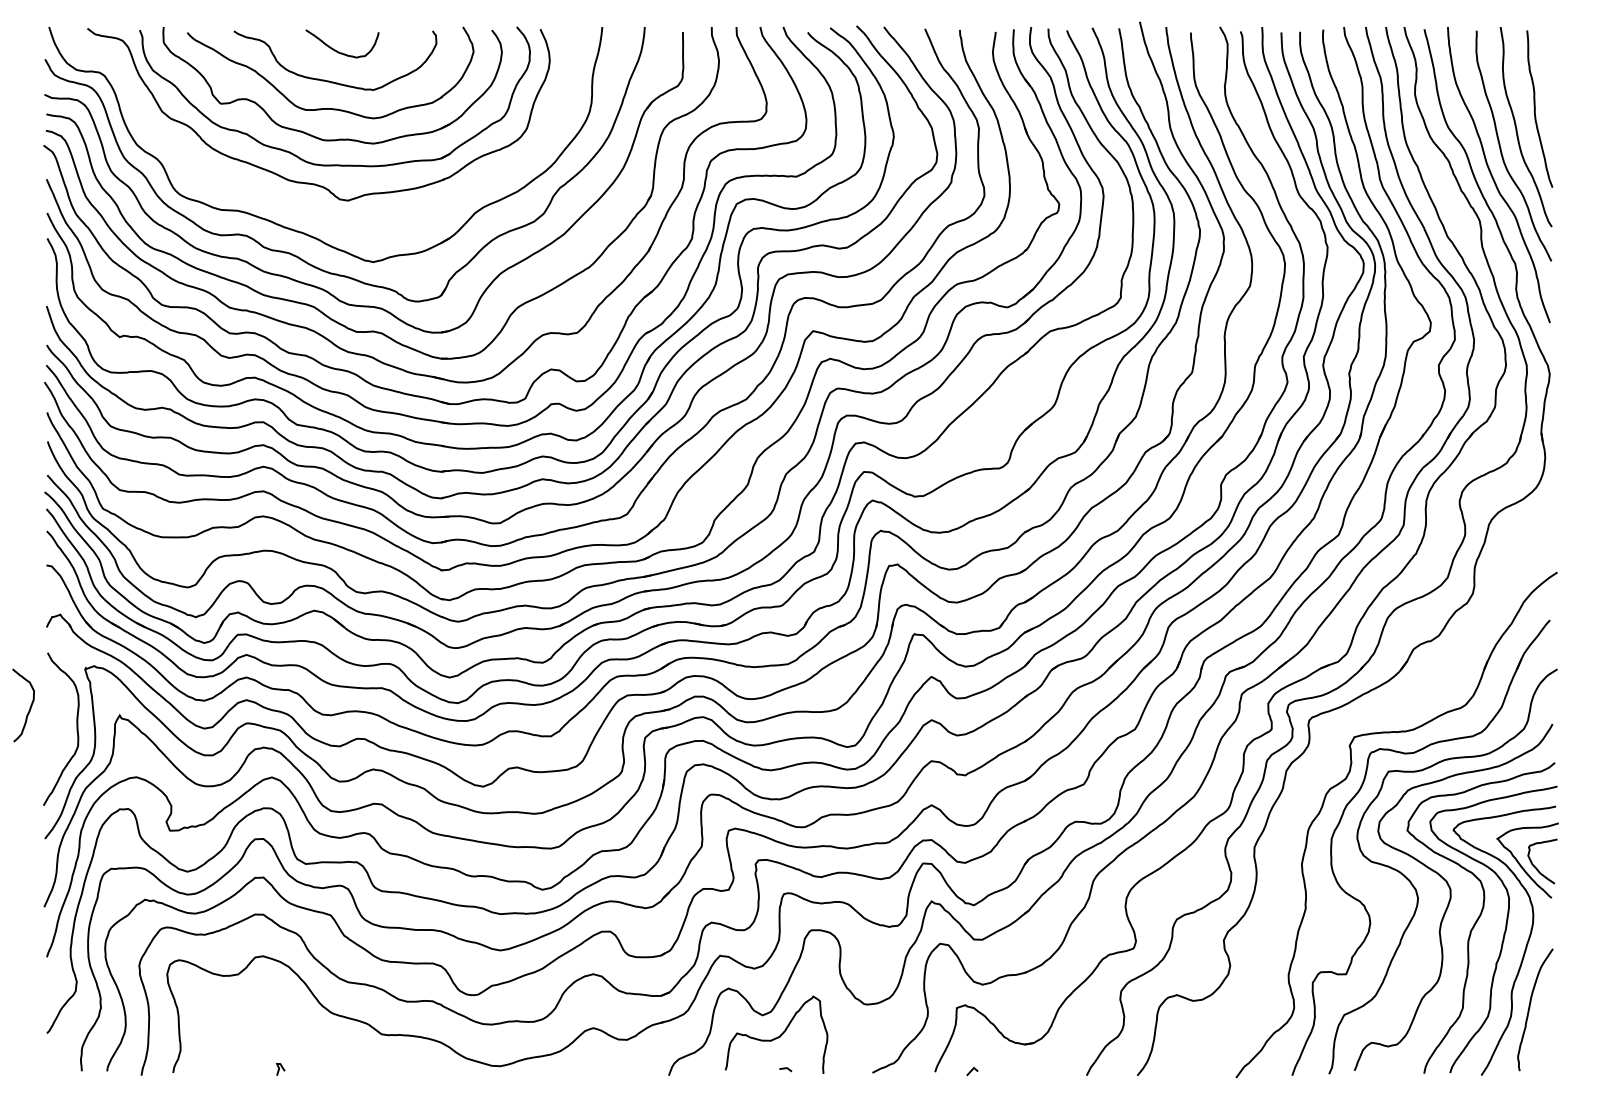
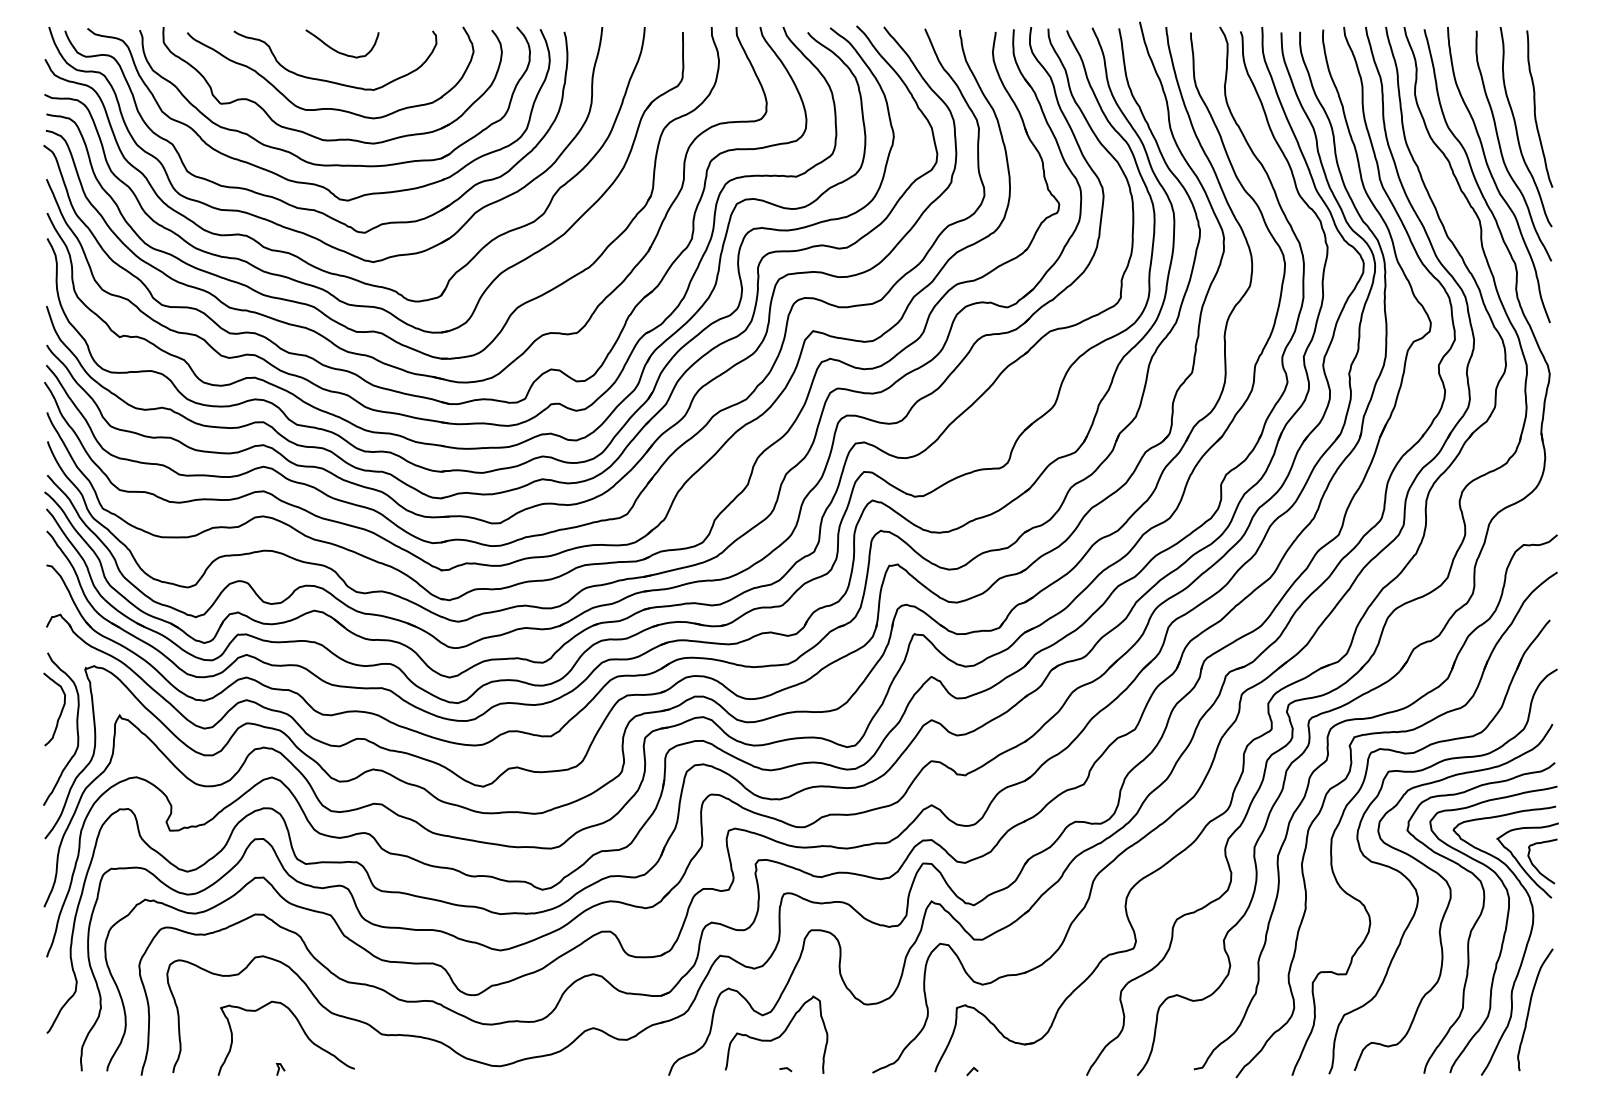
part: none -> present (281, 199)
curve position: (29, 707) -> (60, 711) (60, 711)
part: none -> present (1327, 760)
curve: none -> present (301, 1029)
